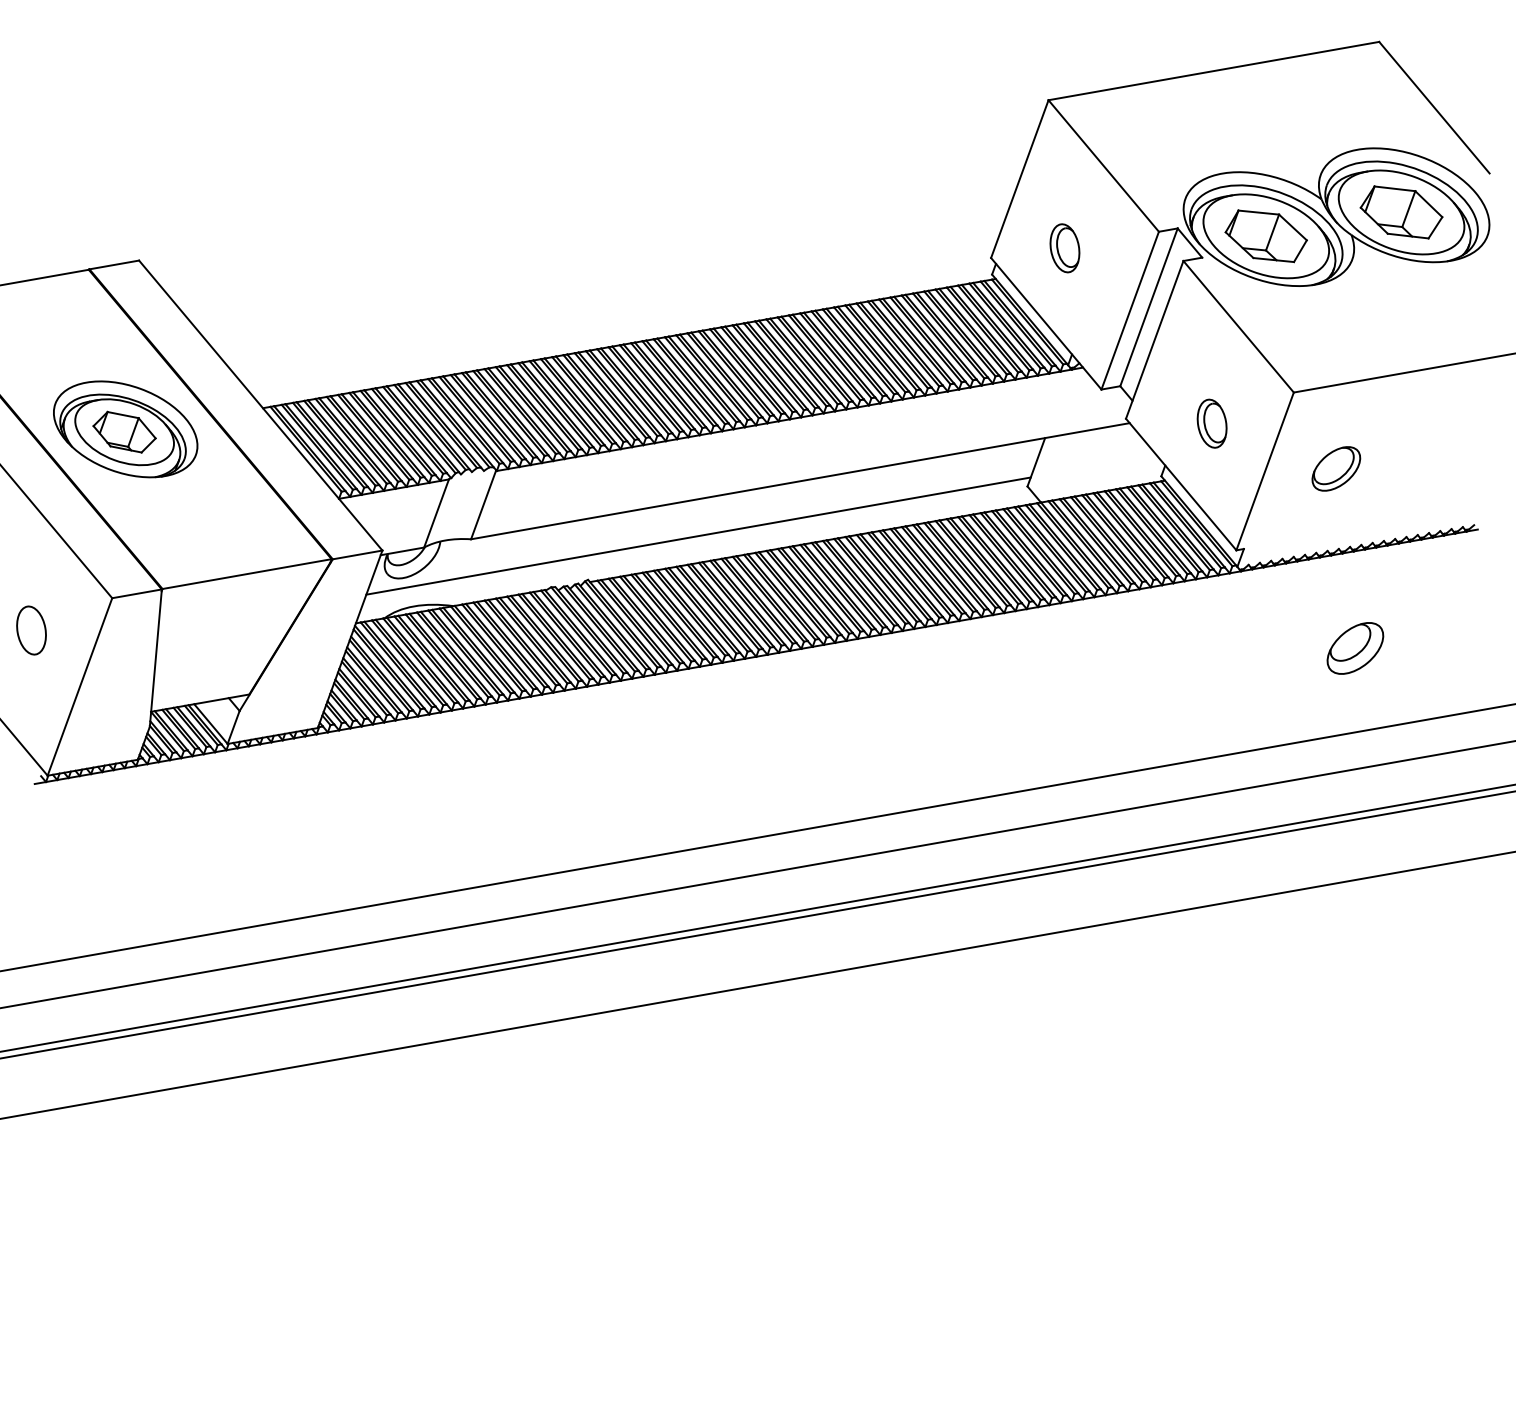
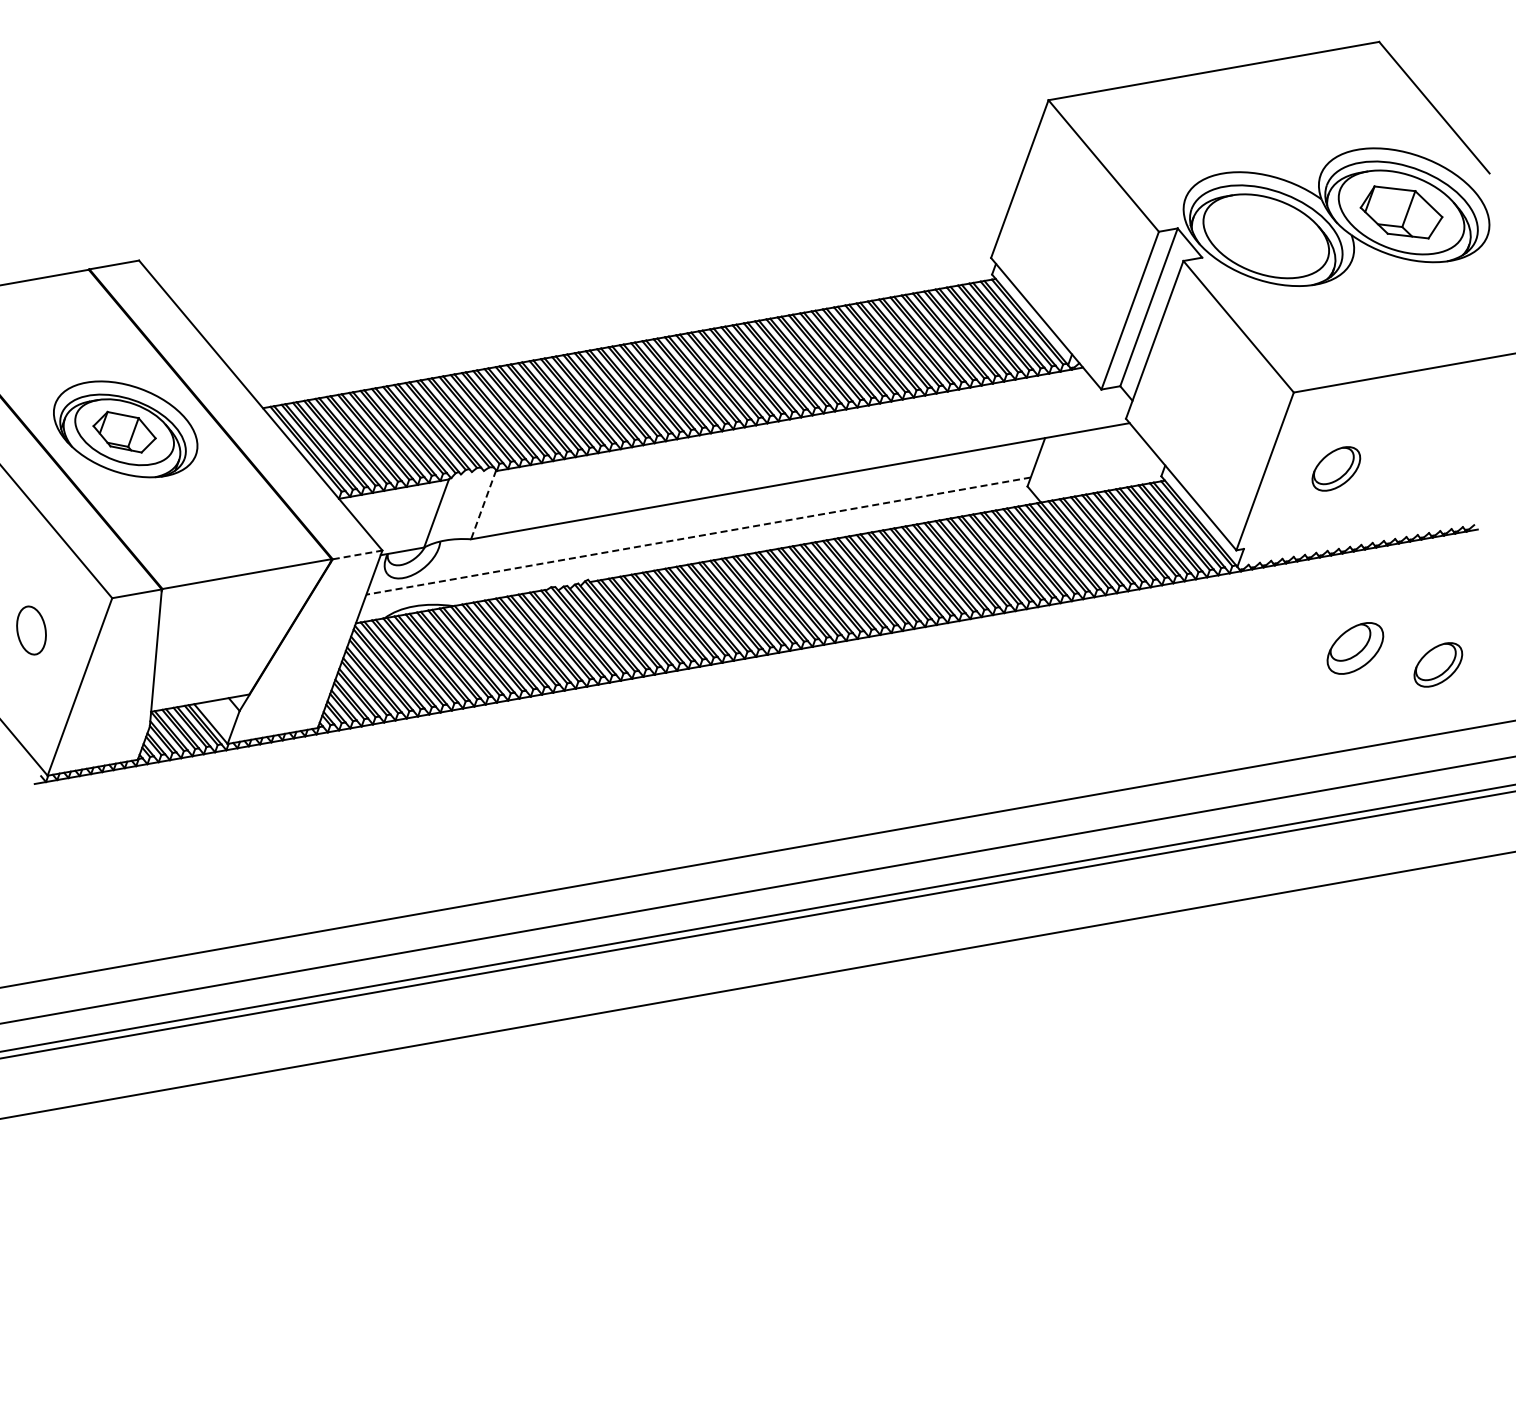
part: present -> none (1265, 236)
part: present -> none (1064, 248)
part: present -> none (1211, 423)
line: solid -> dashed (483, 504)
line: solid -> dashed (698, 536)
line: solid -> dashed (358, 554)
part: none -> present (1438, 664)
line position: (757, 837) -> (757, 854) (757, 854)
line position: (757, 874) -> (757, 890) (757, 890)
